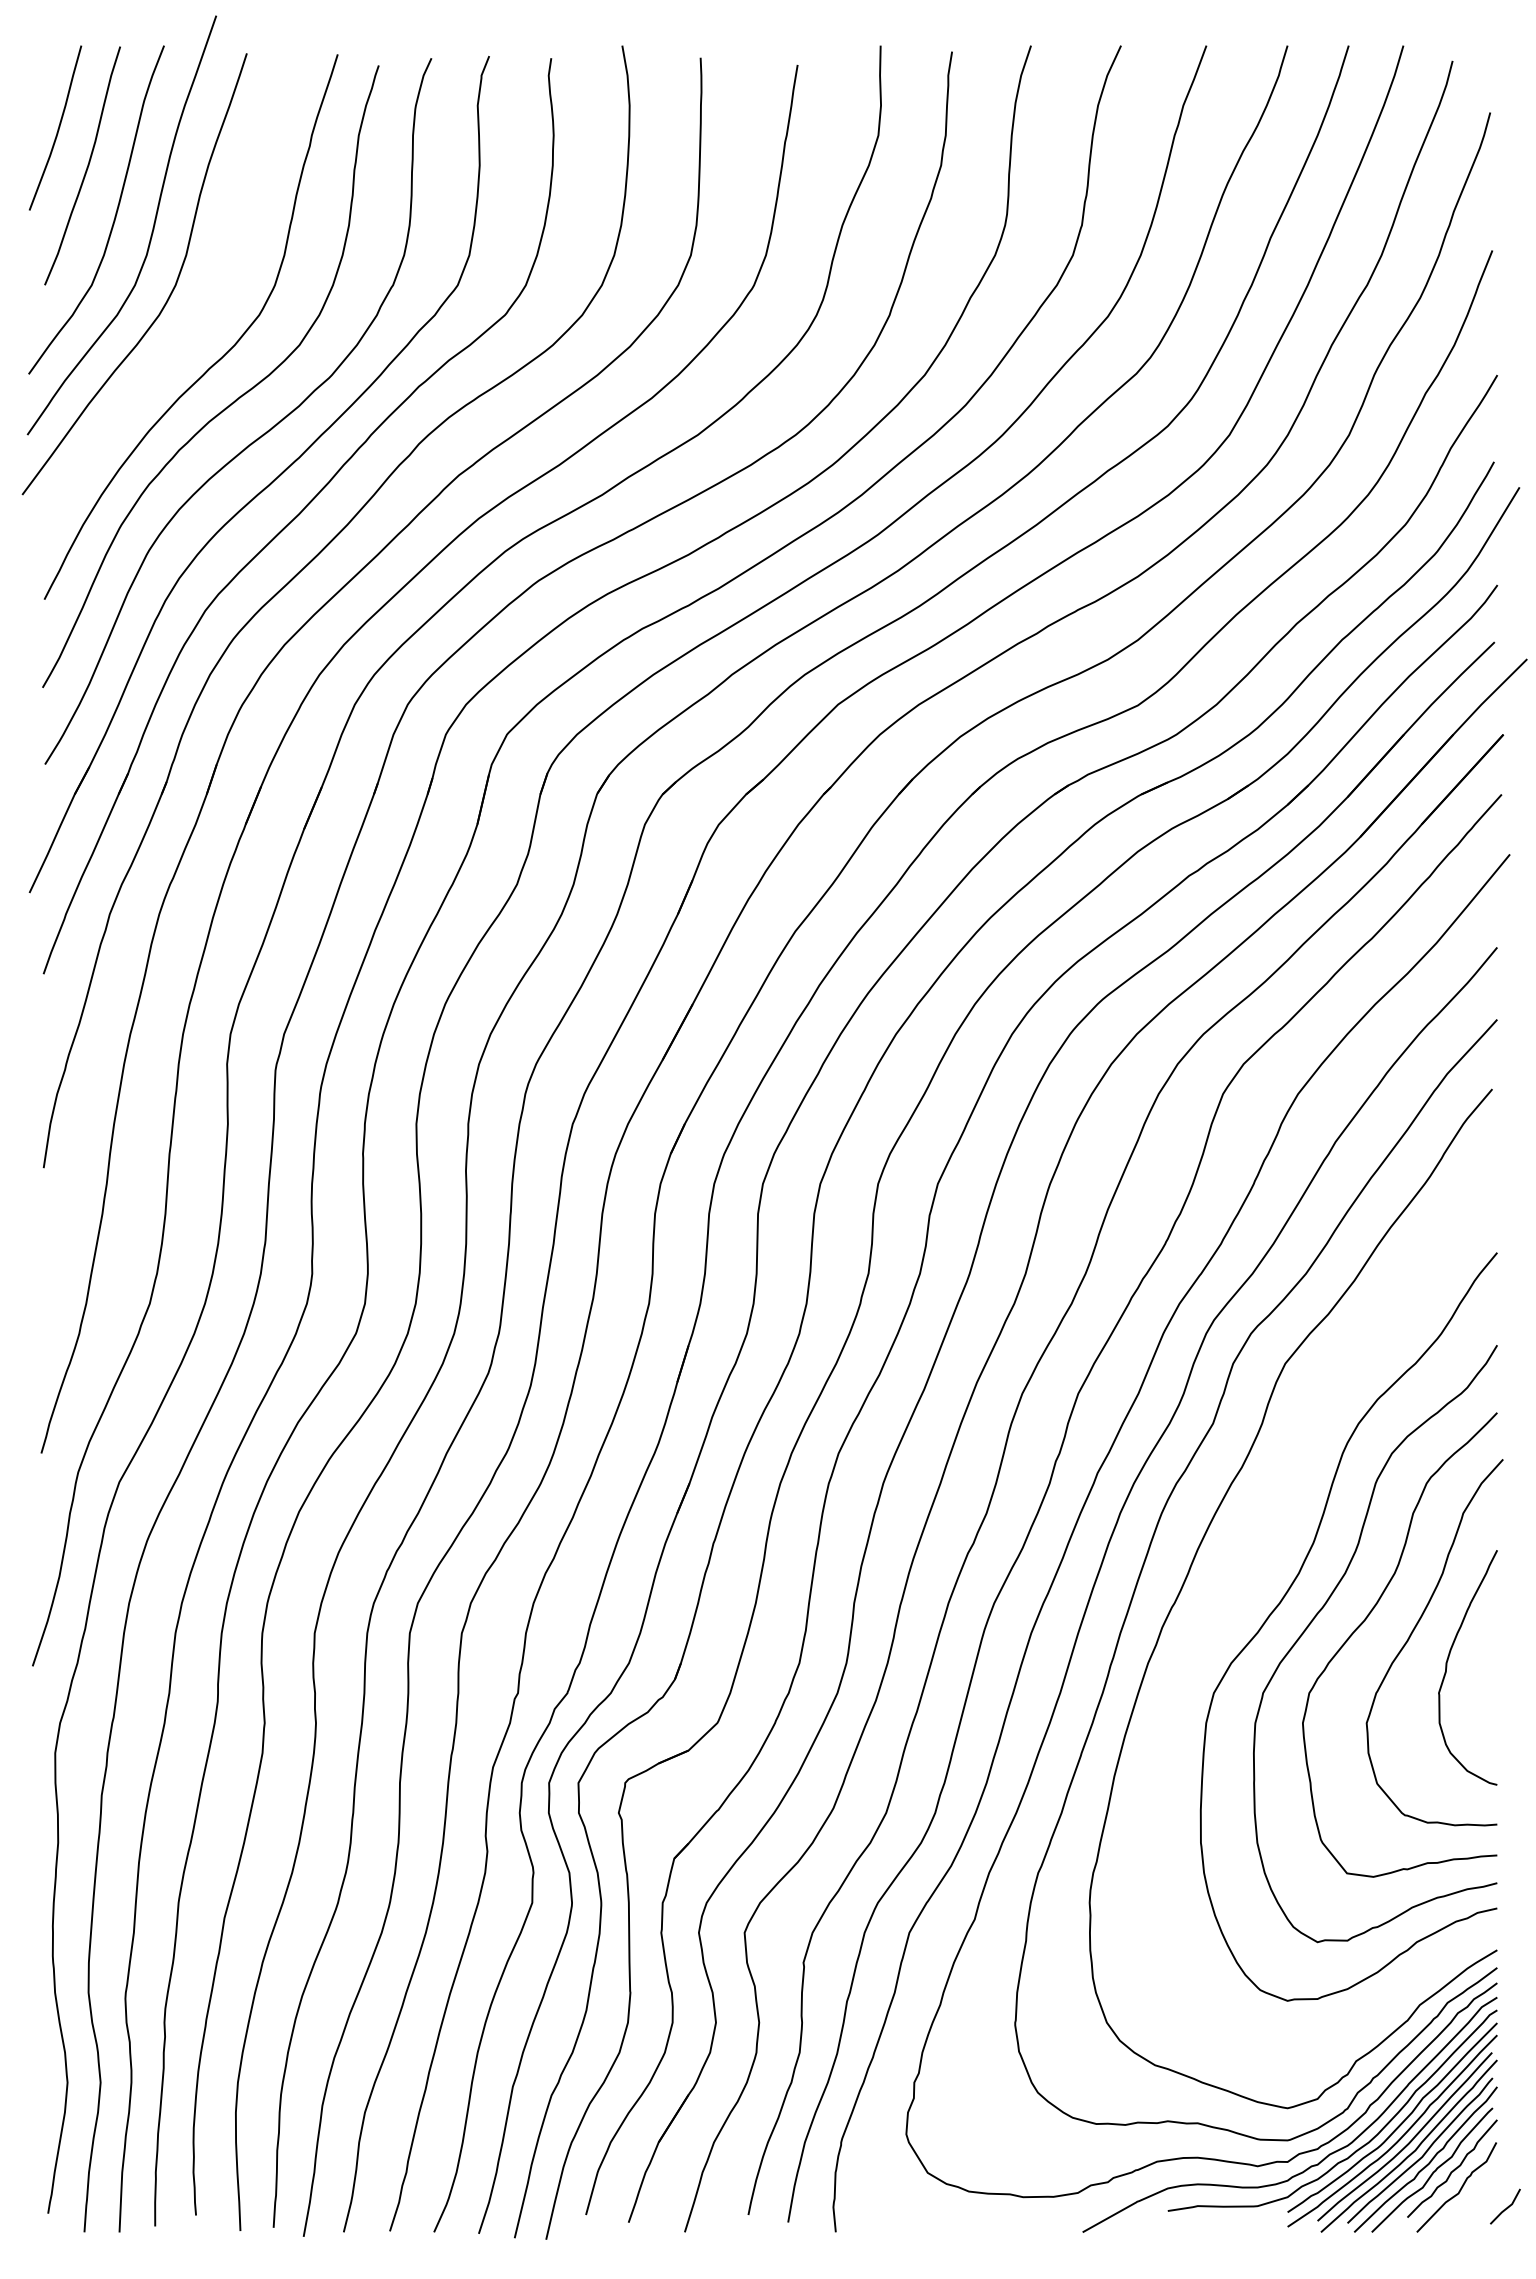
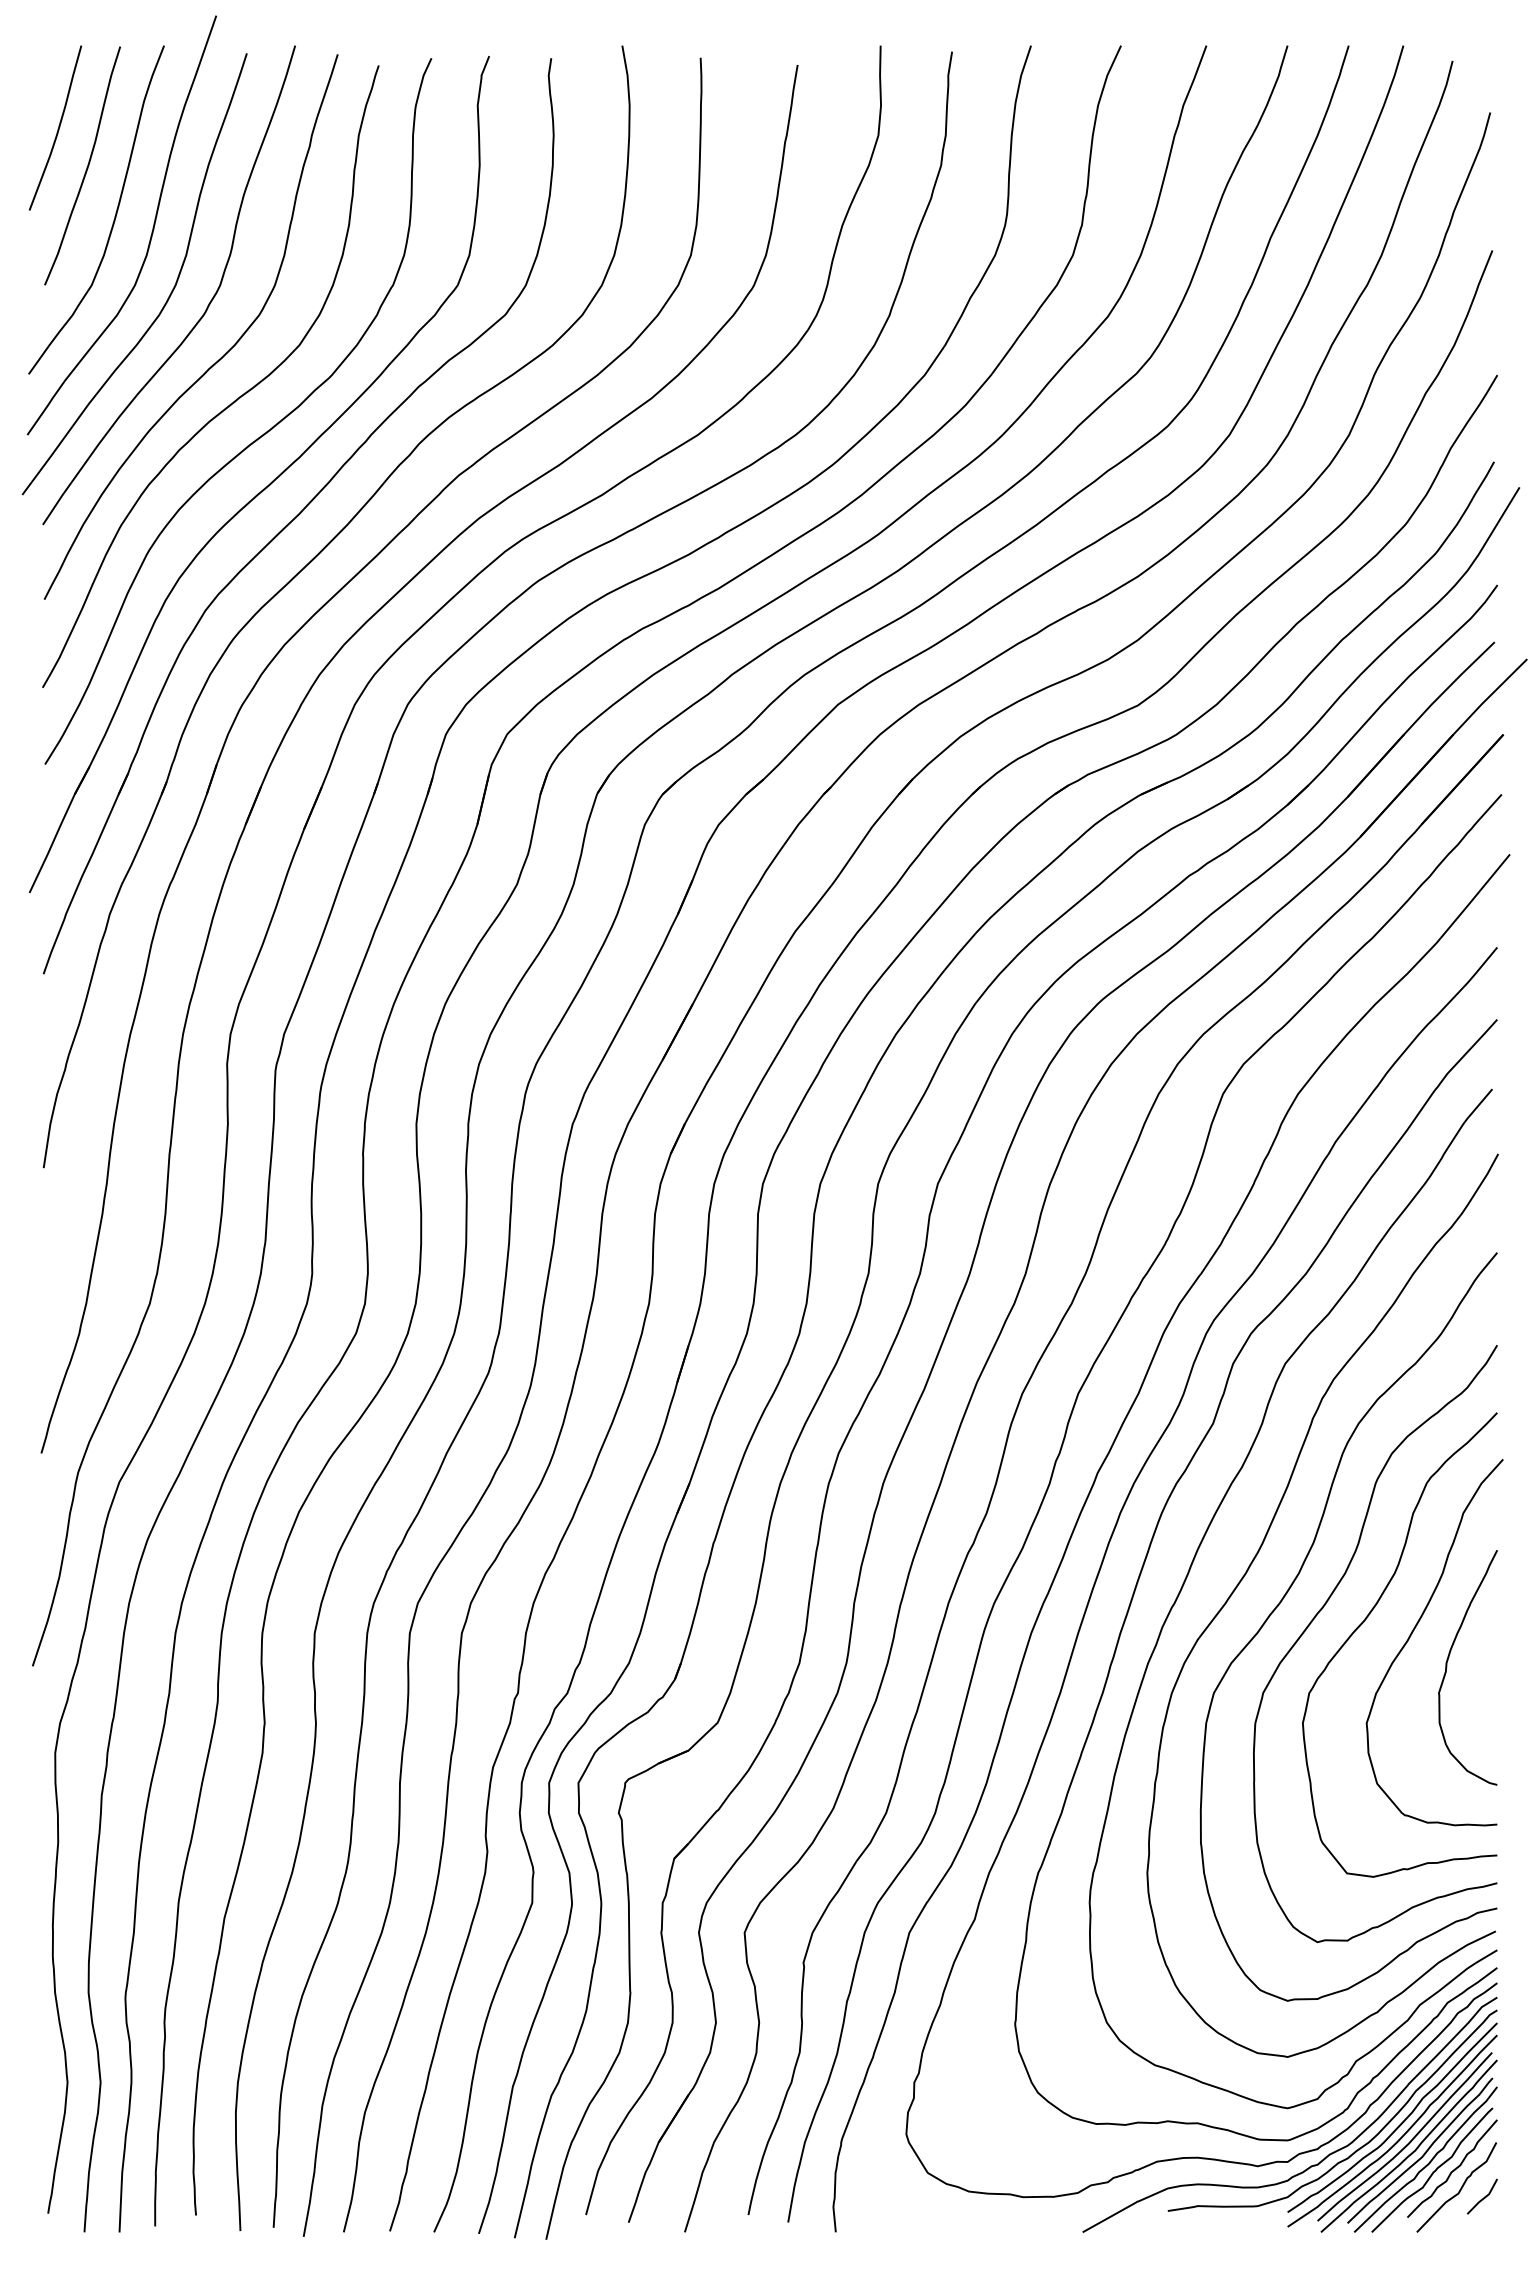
curve: none -> present (207, 305)
curve: none -> present (1250, 1567)
line position: (1506, 2207) -> (1483, 2197) (1483, 2197)
